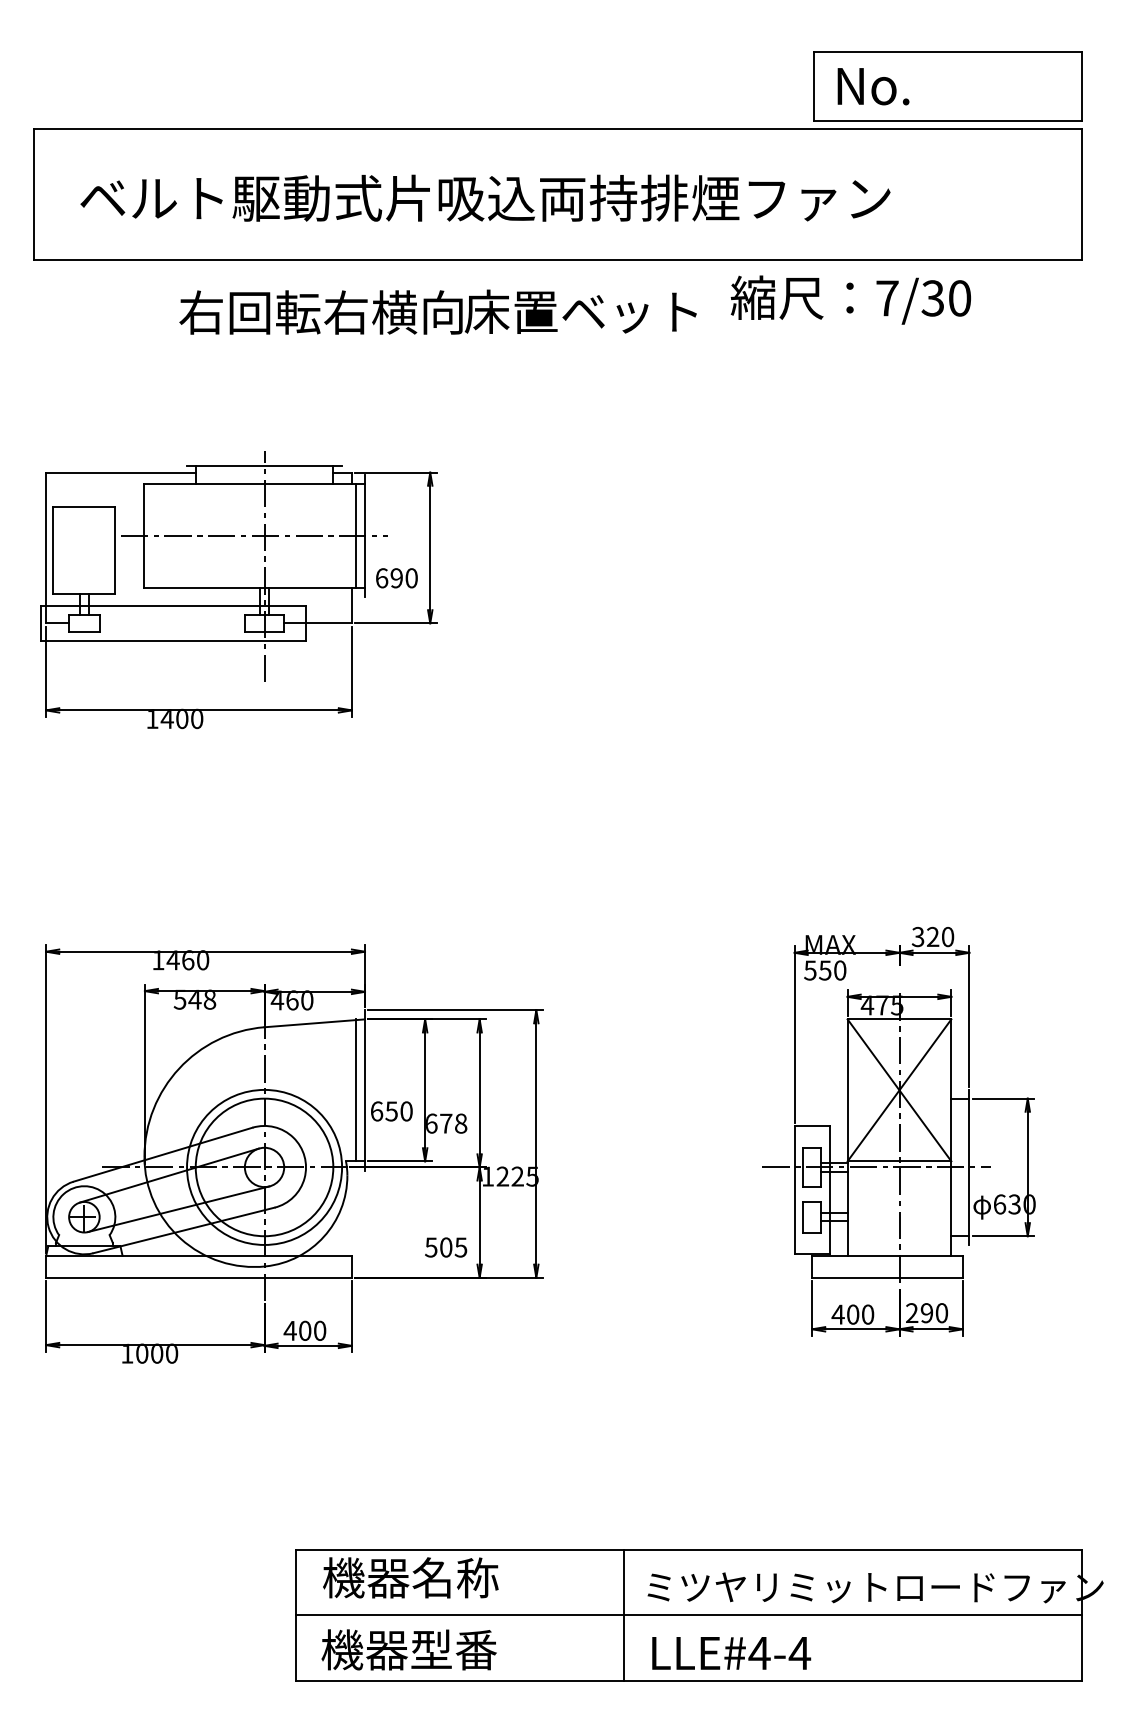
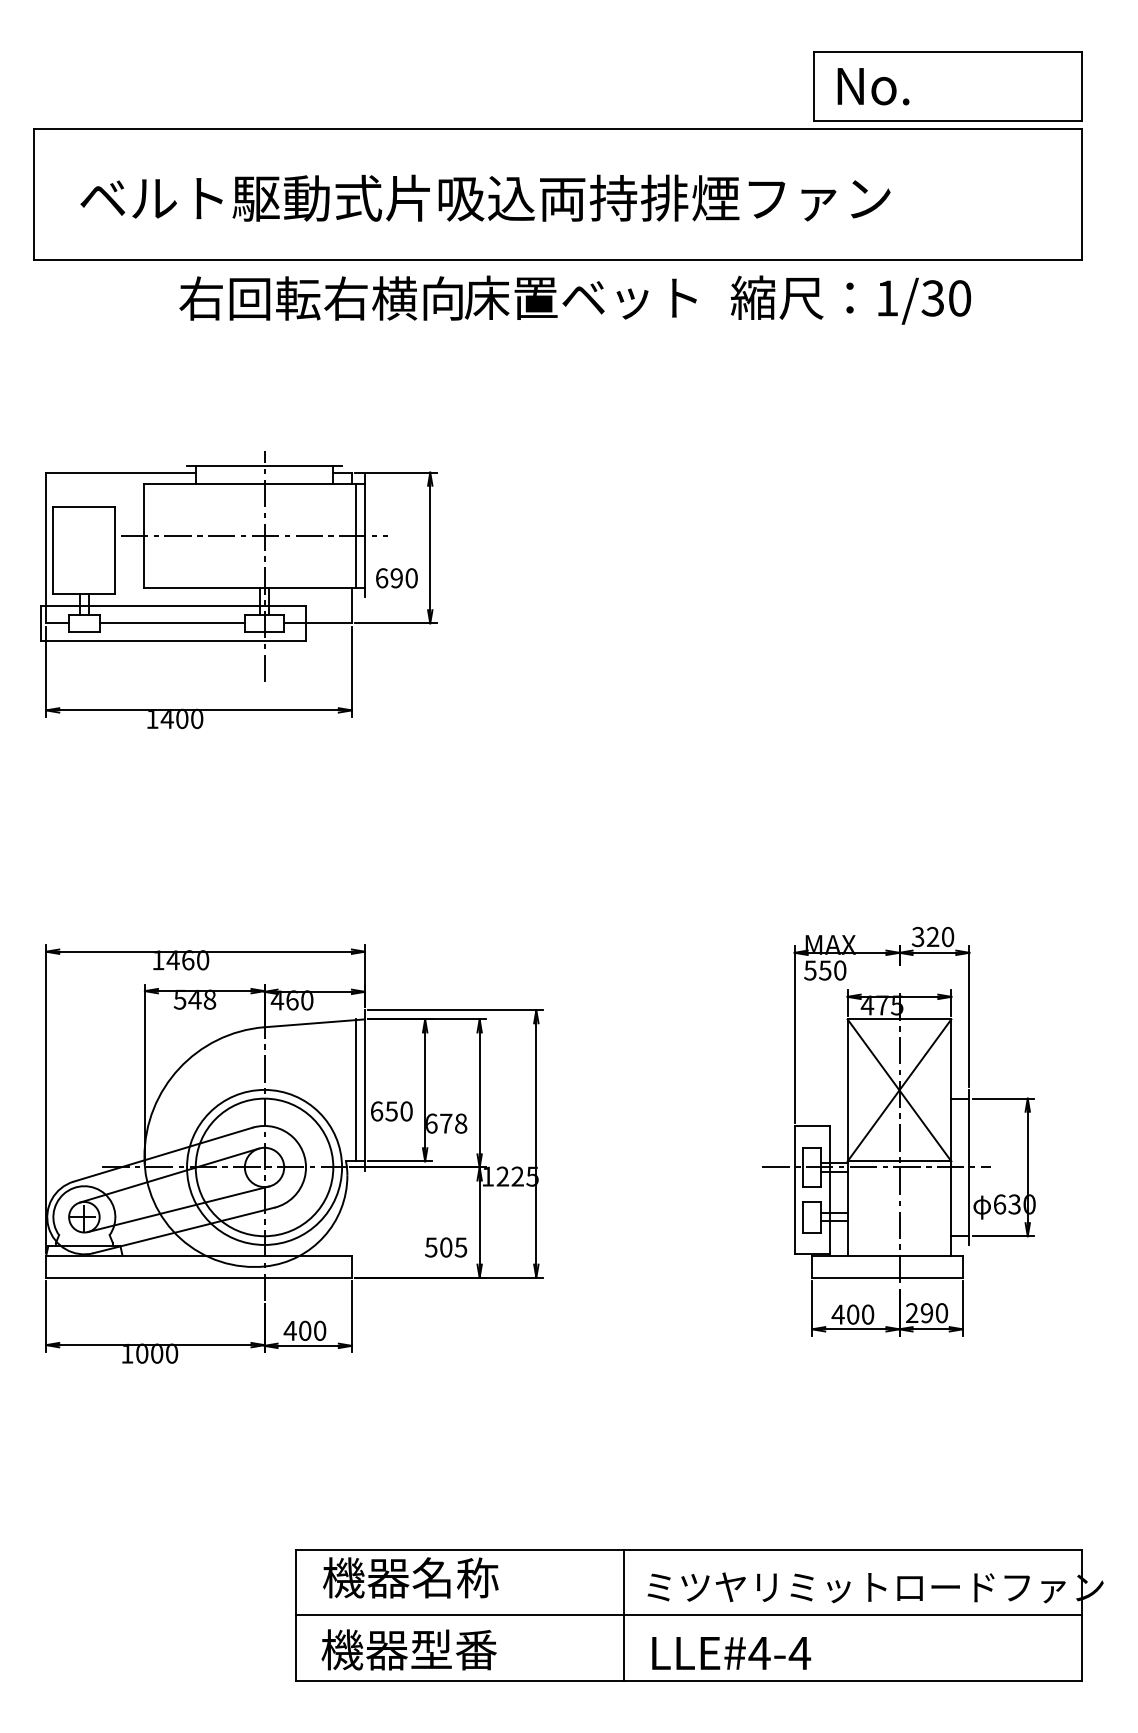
text: 7/30 -> 1/30 (887, 298)
text position: (437, 311) -> (437, 297) (437, 297)
line: none -> present (171, 623)
